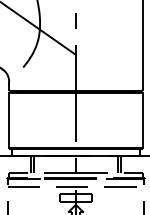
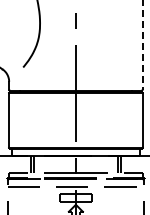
line: present -> none (39, 29)
line: solid -> dashed (142, 45)
